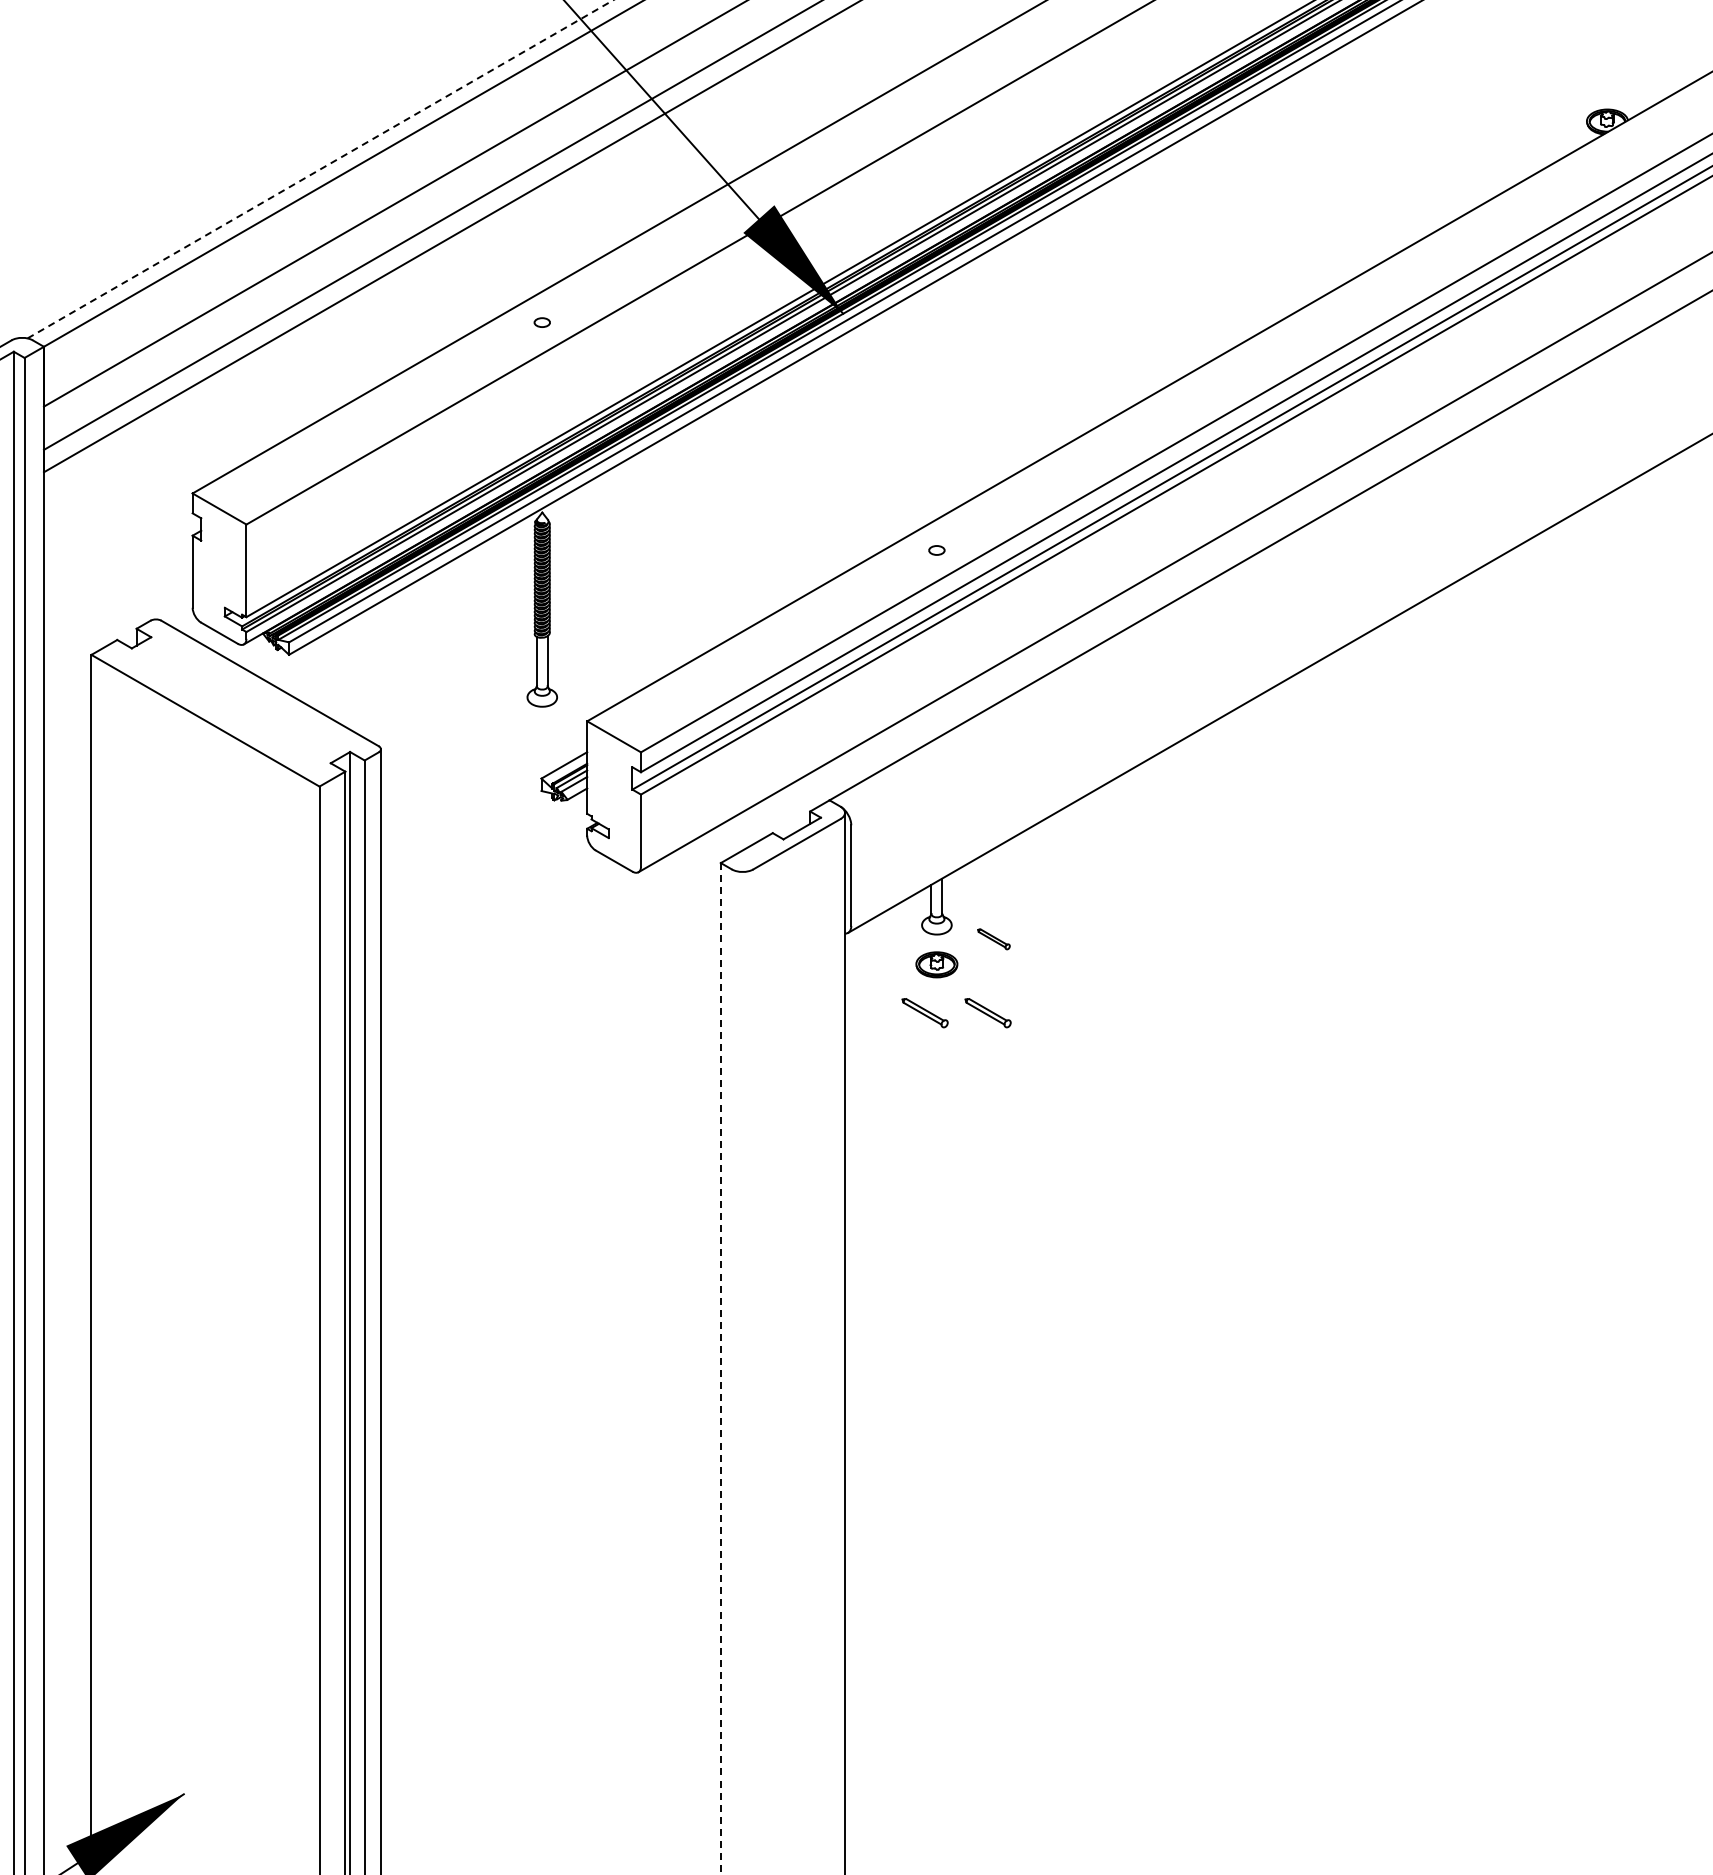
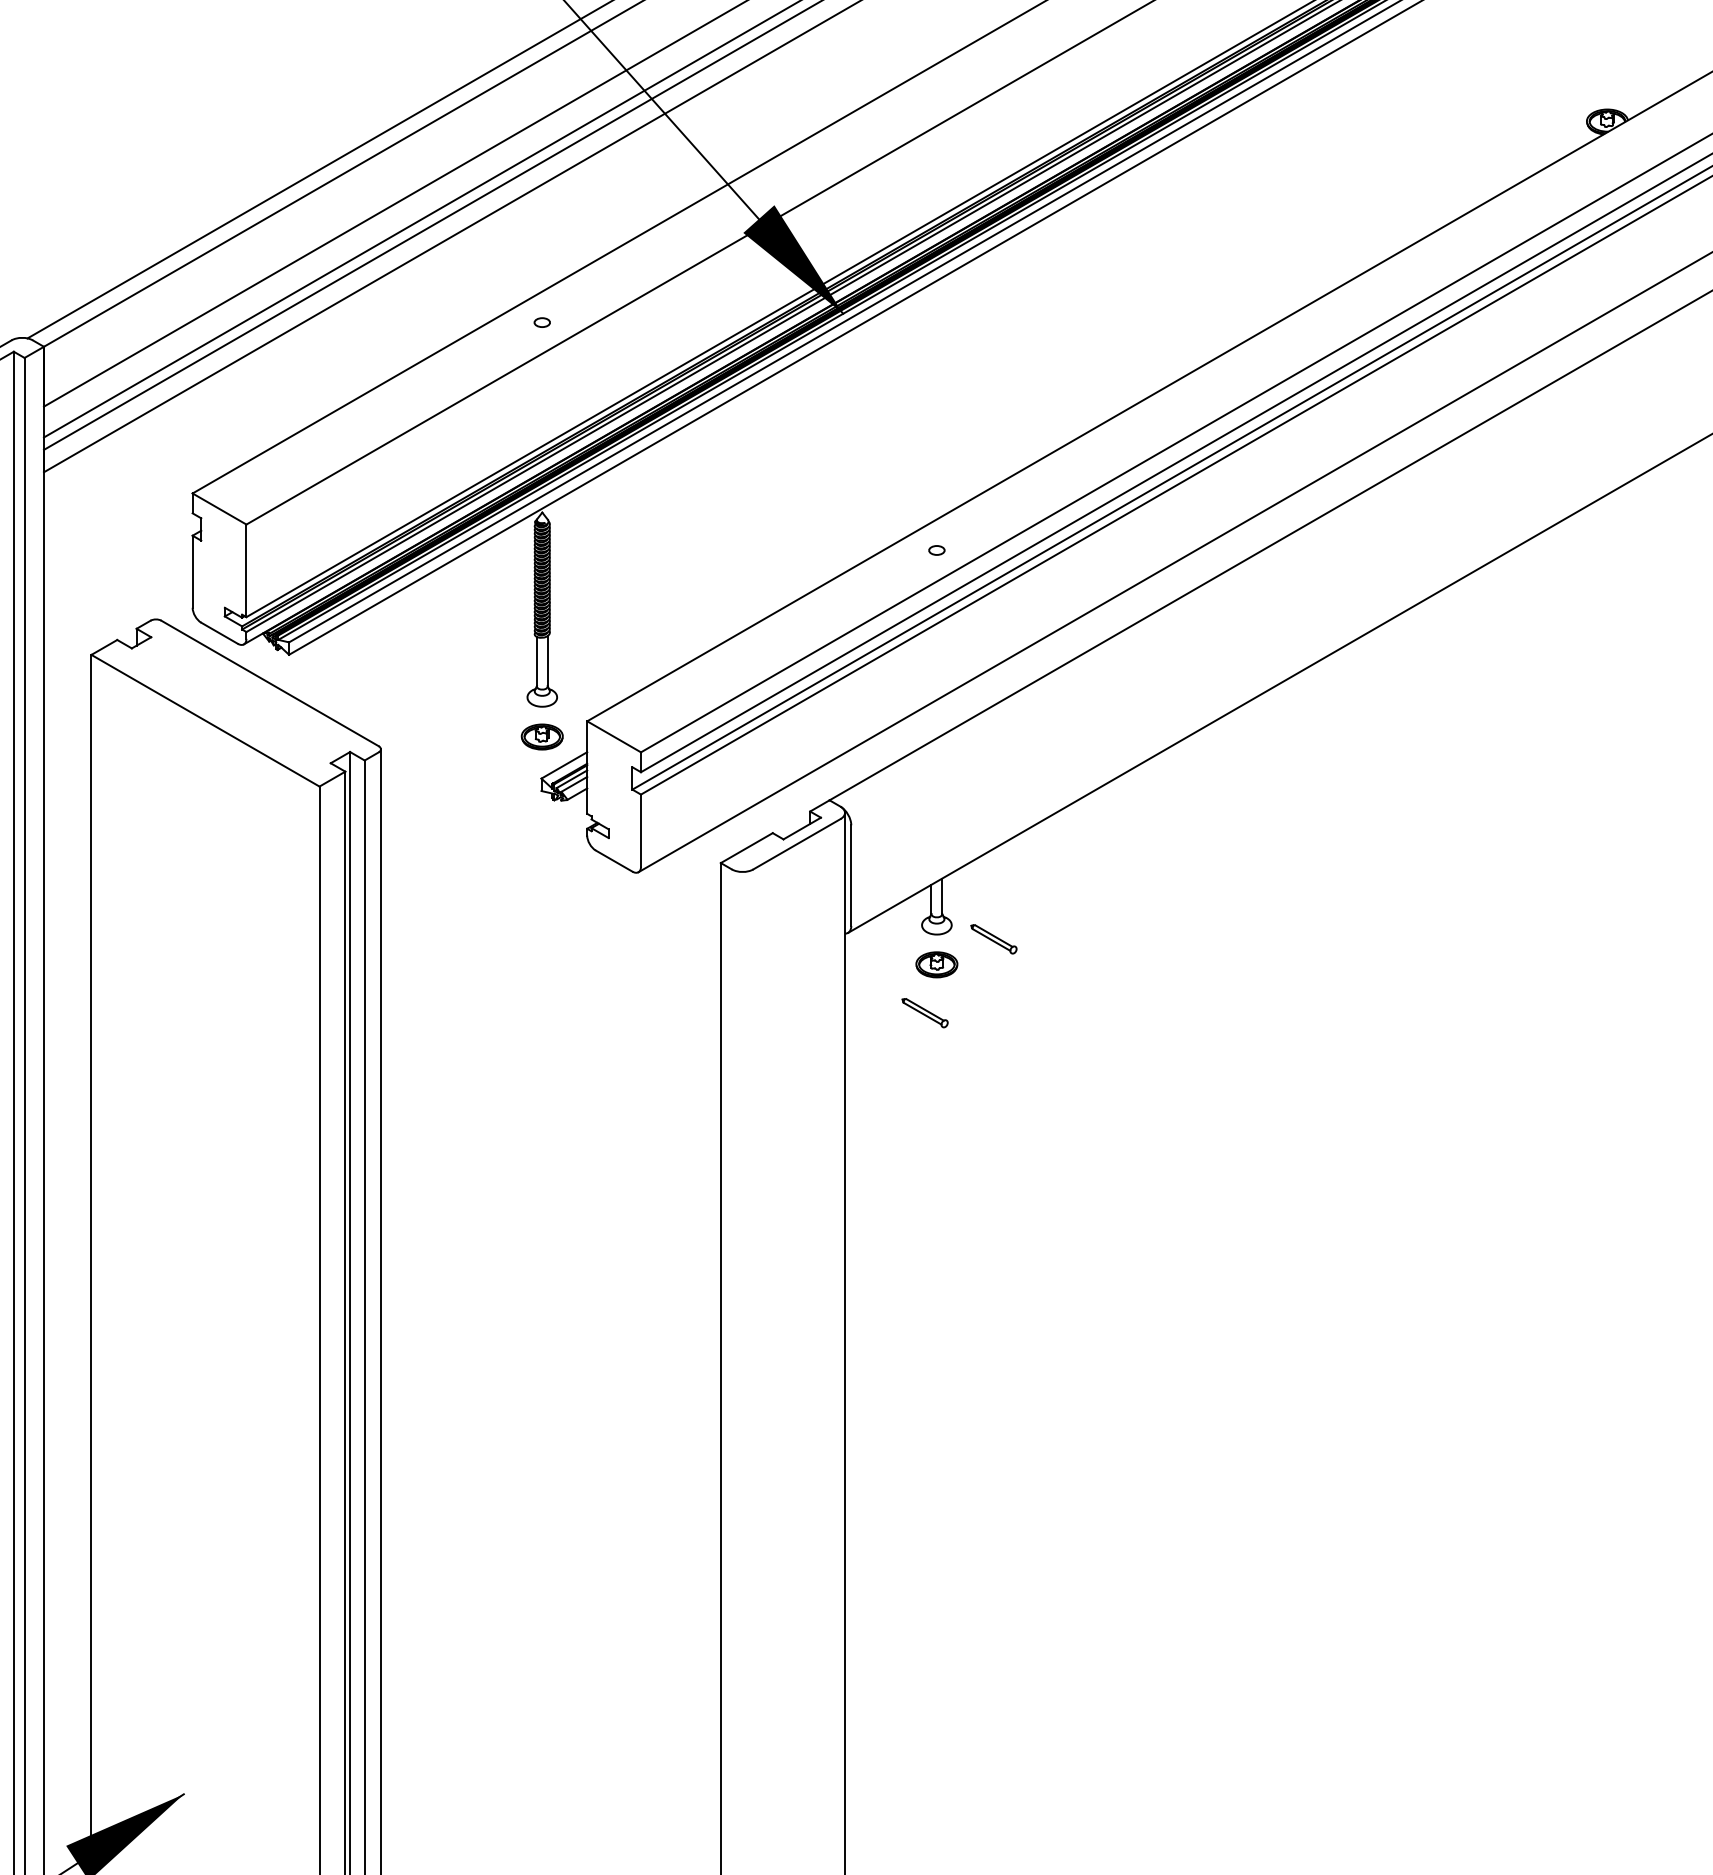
line: dashed -> solid (321, 169)
line: none -> present (420, 219)
part: none -> present (541, 736)
part size: 34x23 px -> 48x31 px (993, 939)
part: present -> none (987, 1013)
line: dashed -> solid (720, 1369)
